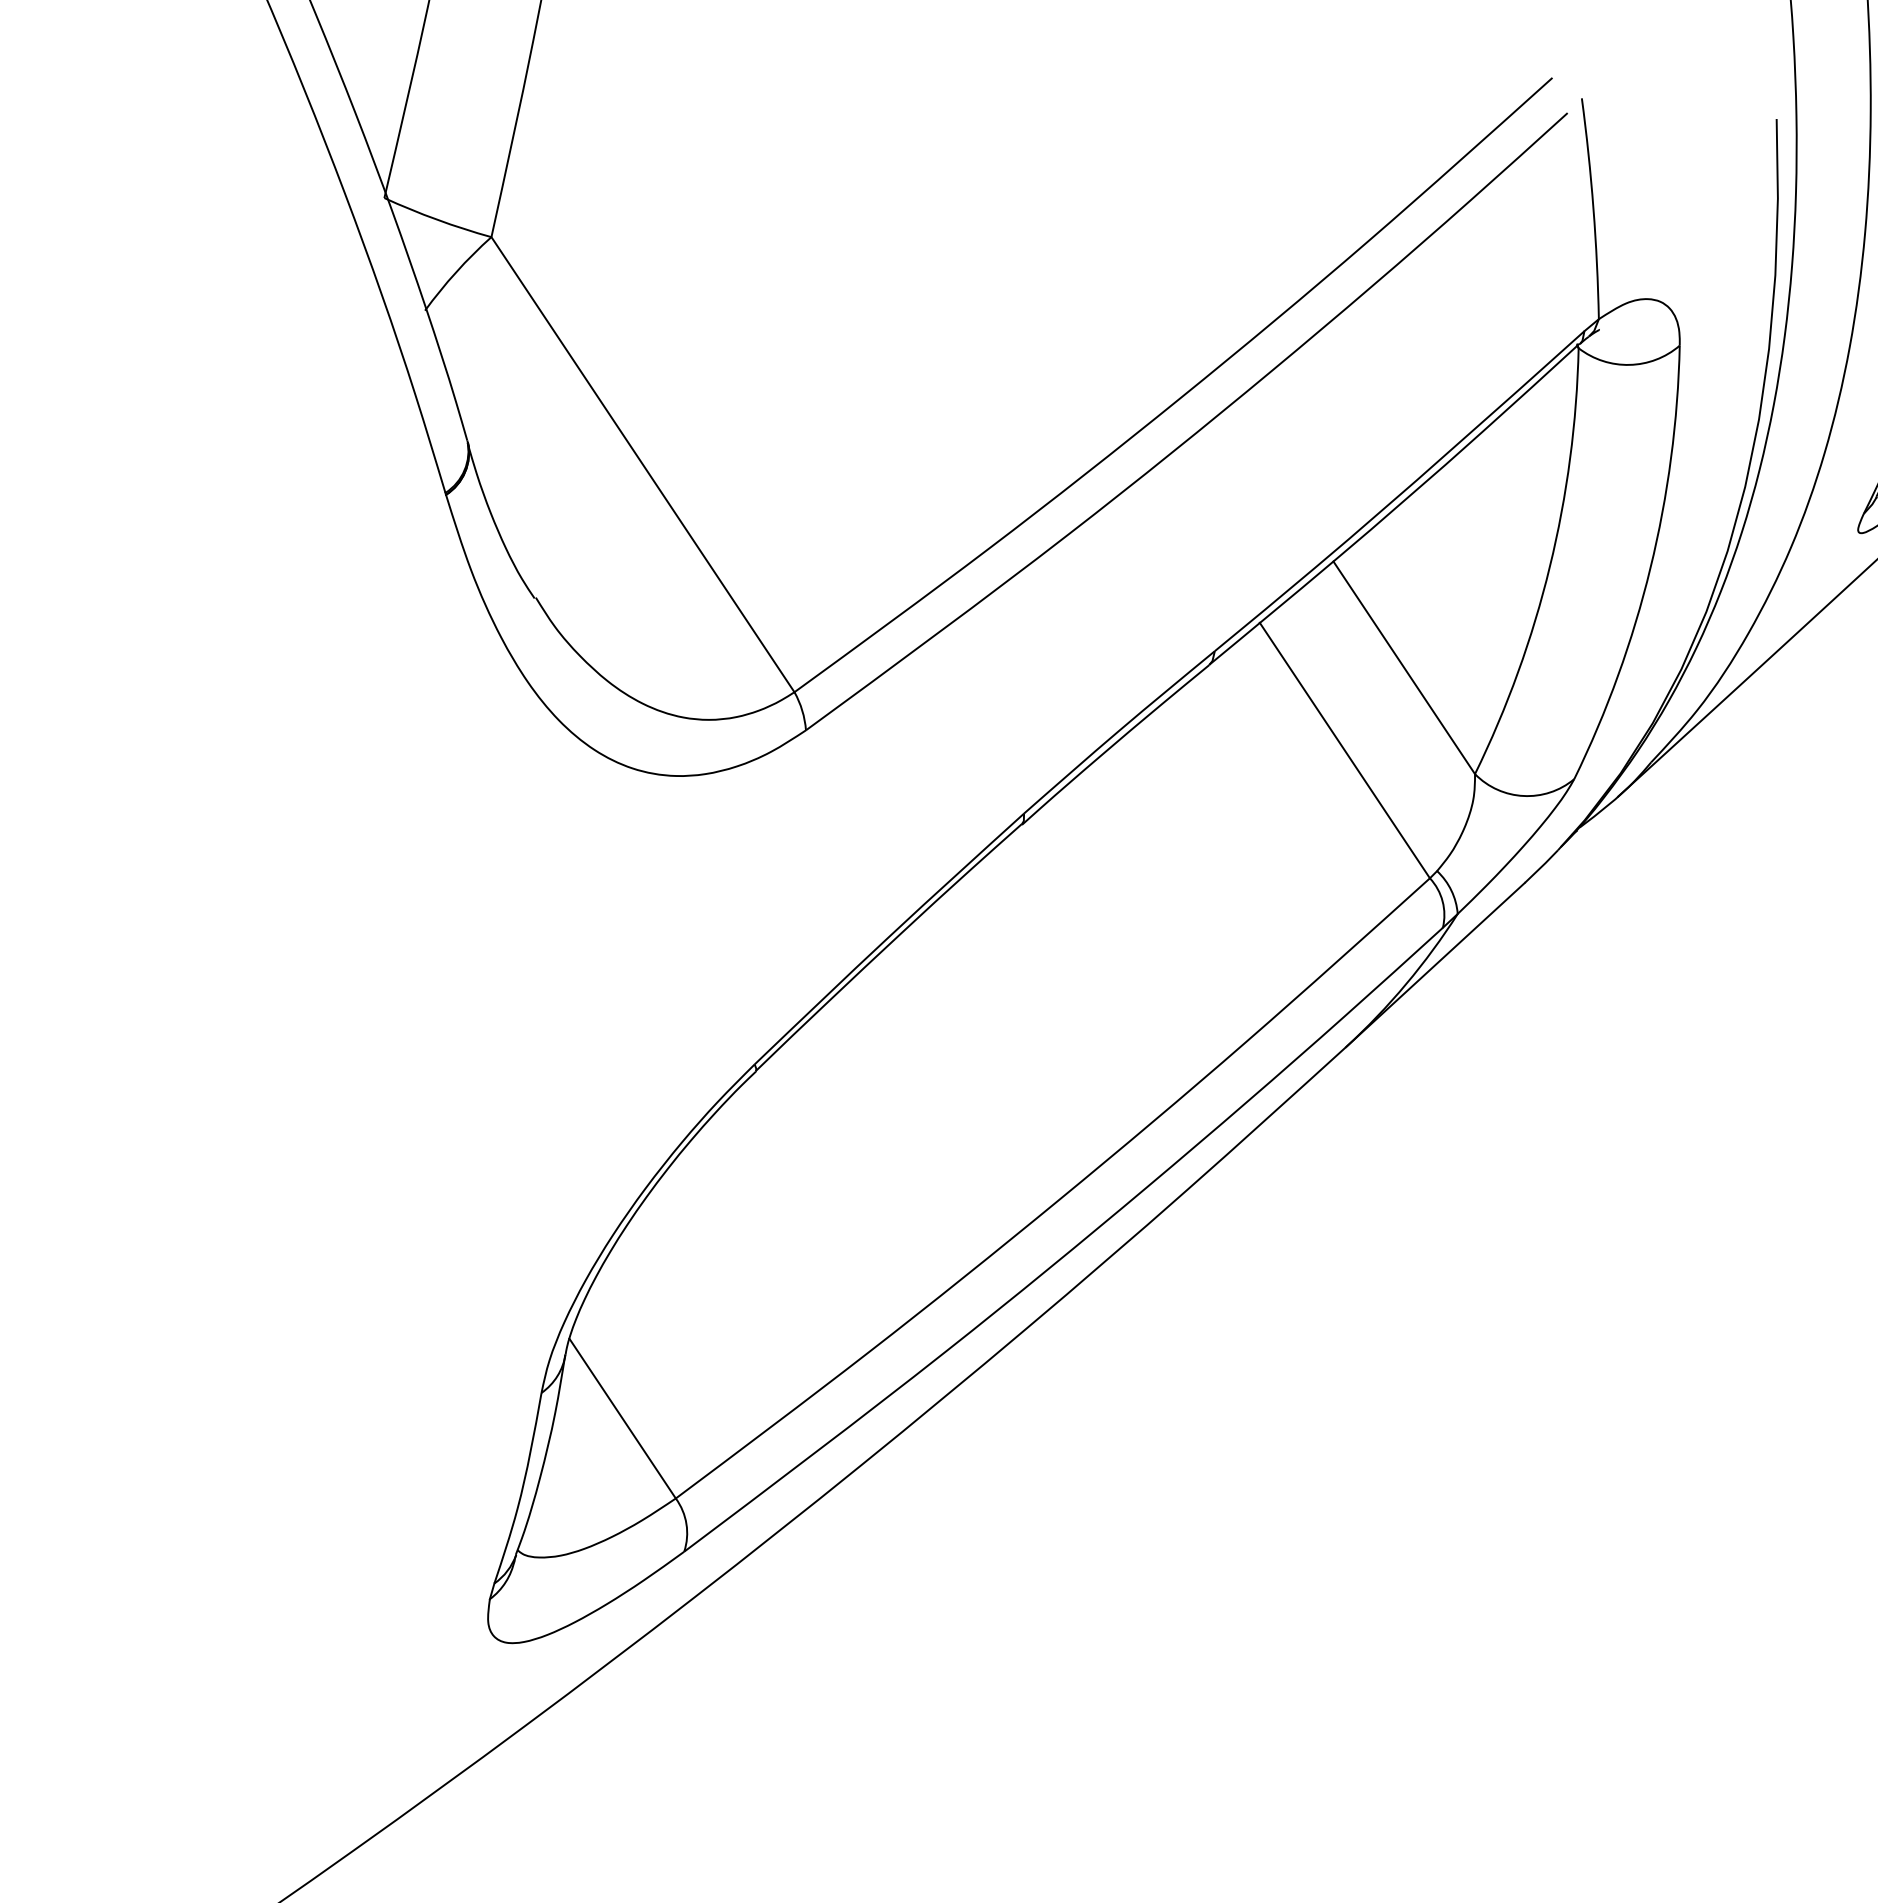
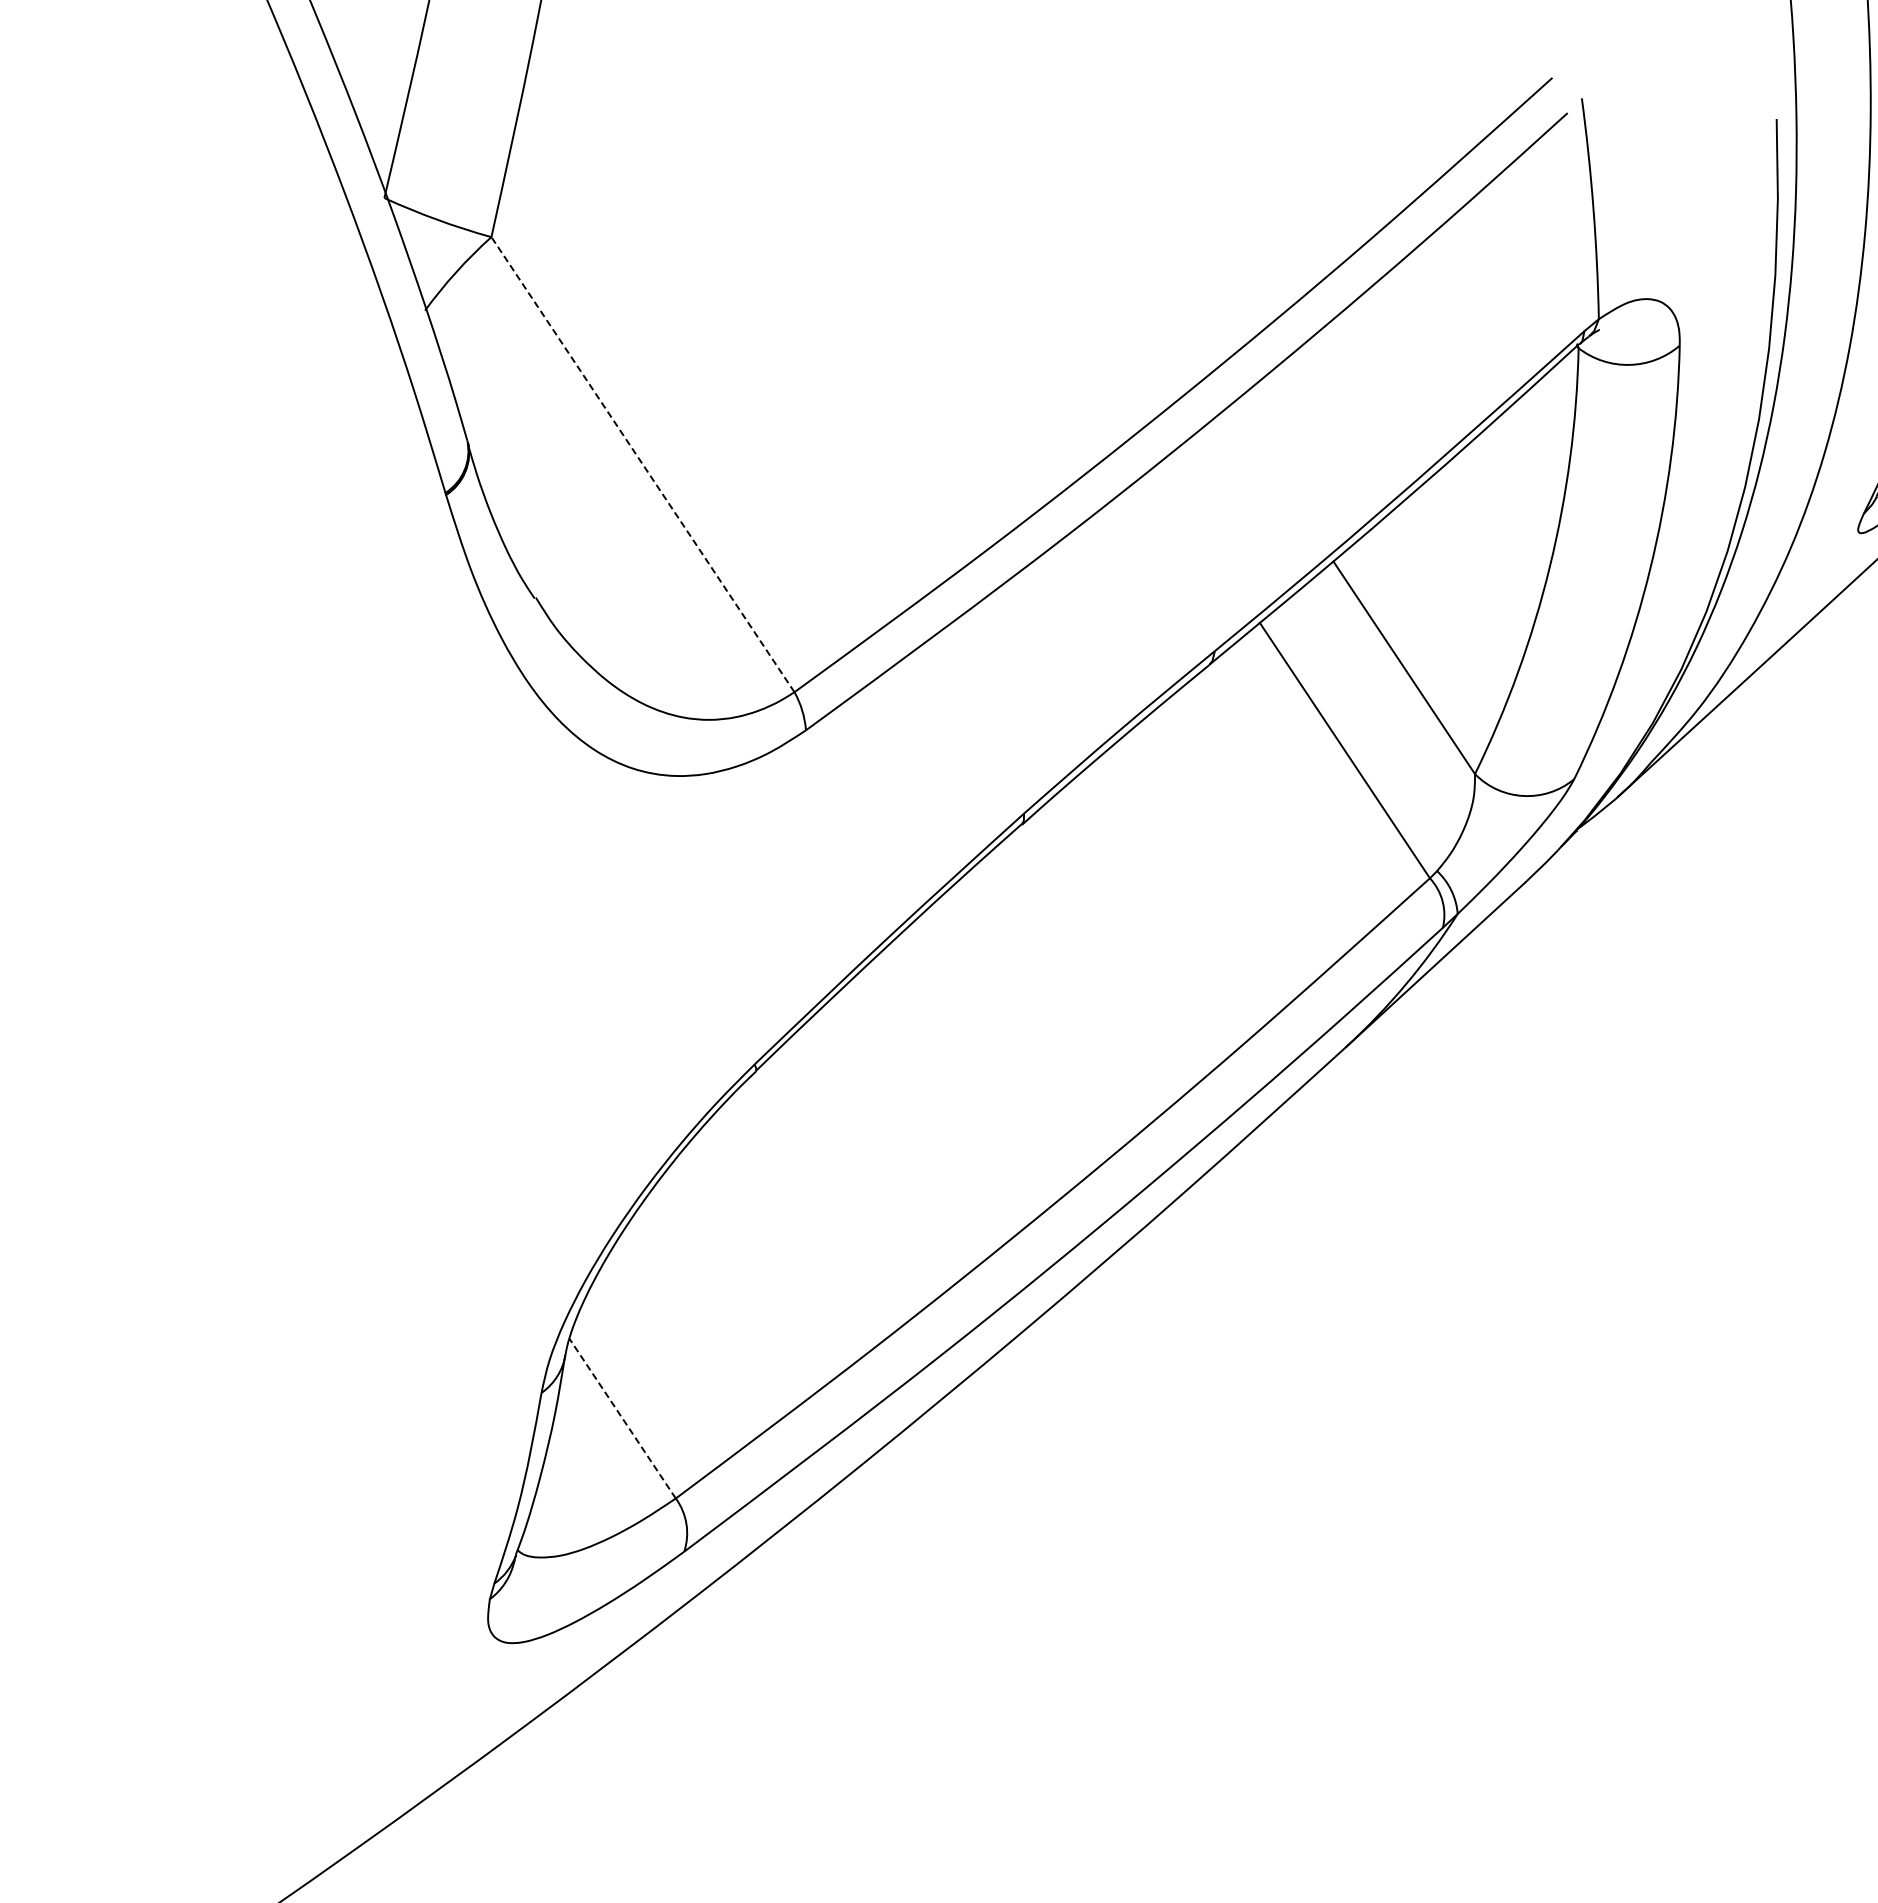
line: solid -> dashed (642, 464)
line: solid -> dashed (622, 1418)
